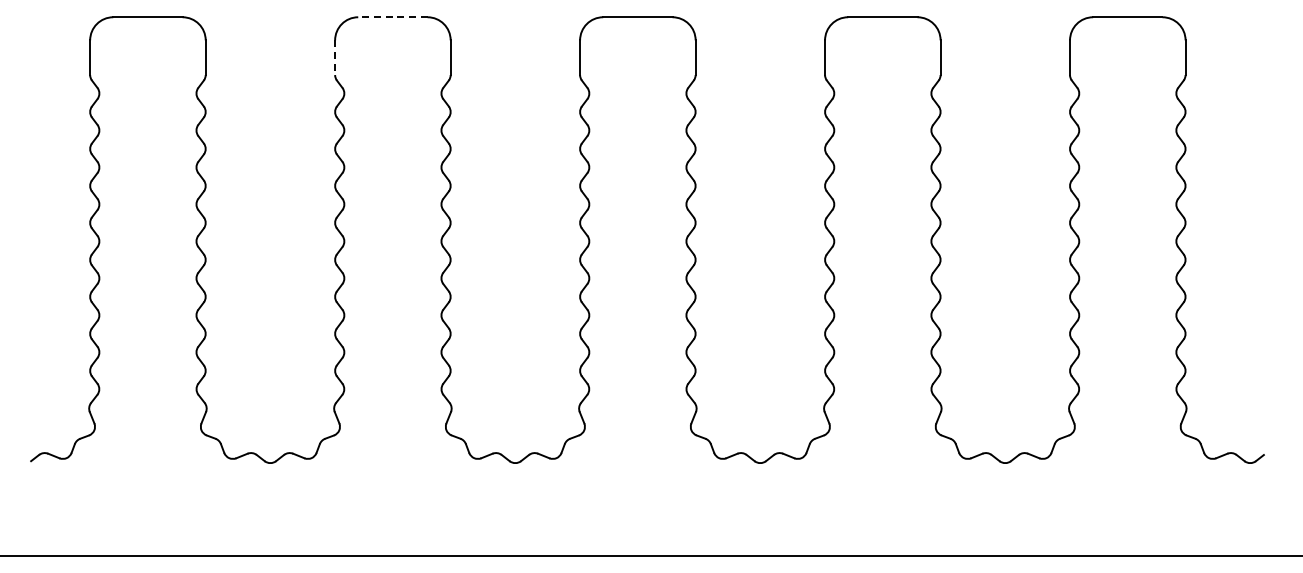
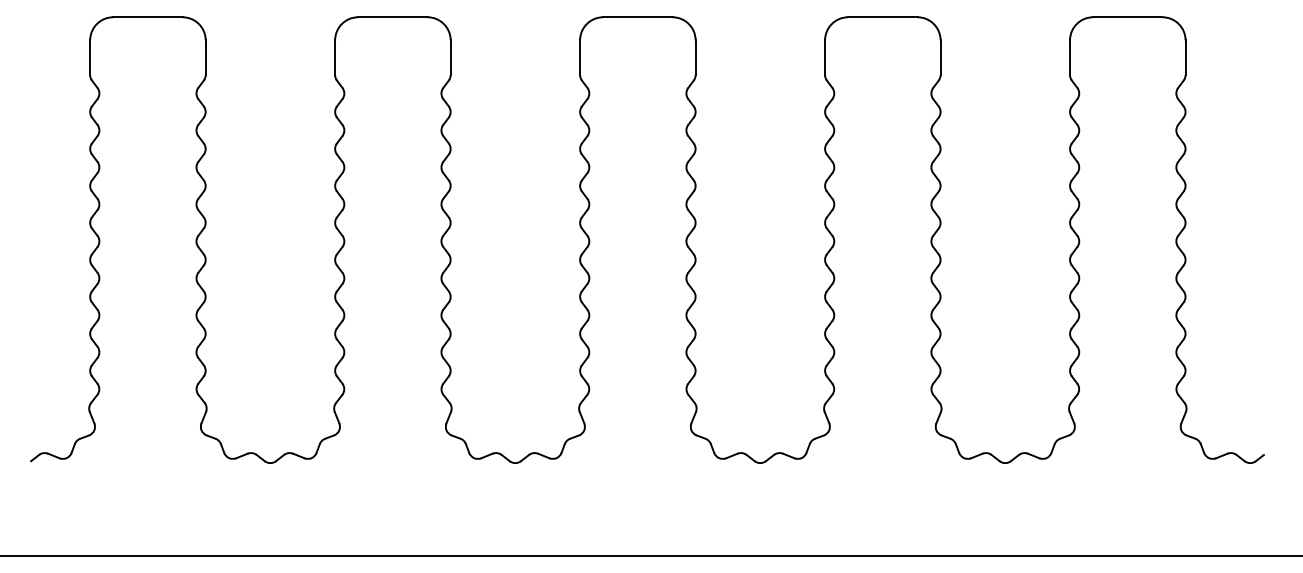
line: dashed -> solid (392, 17)
line: dashed -> solid (335, 58)
